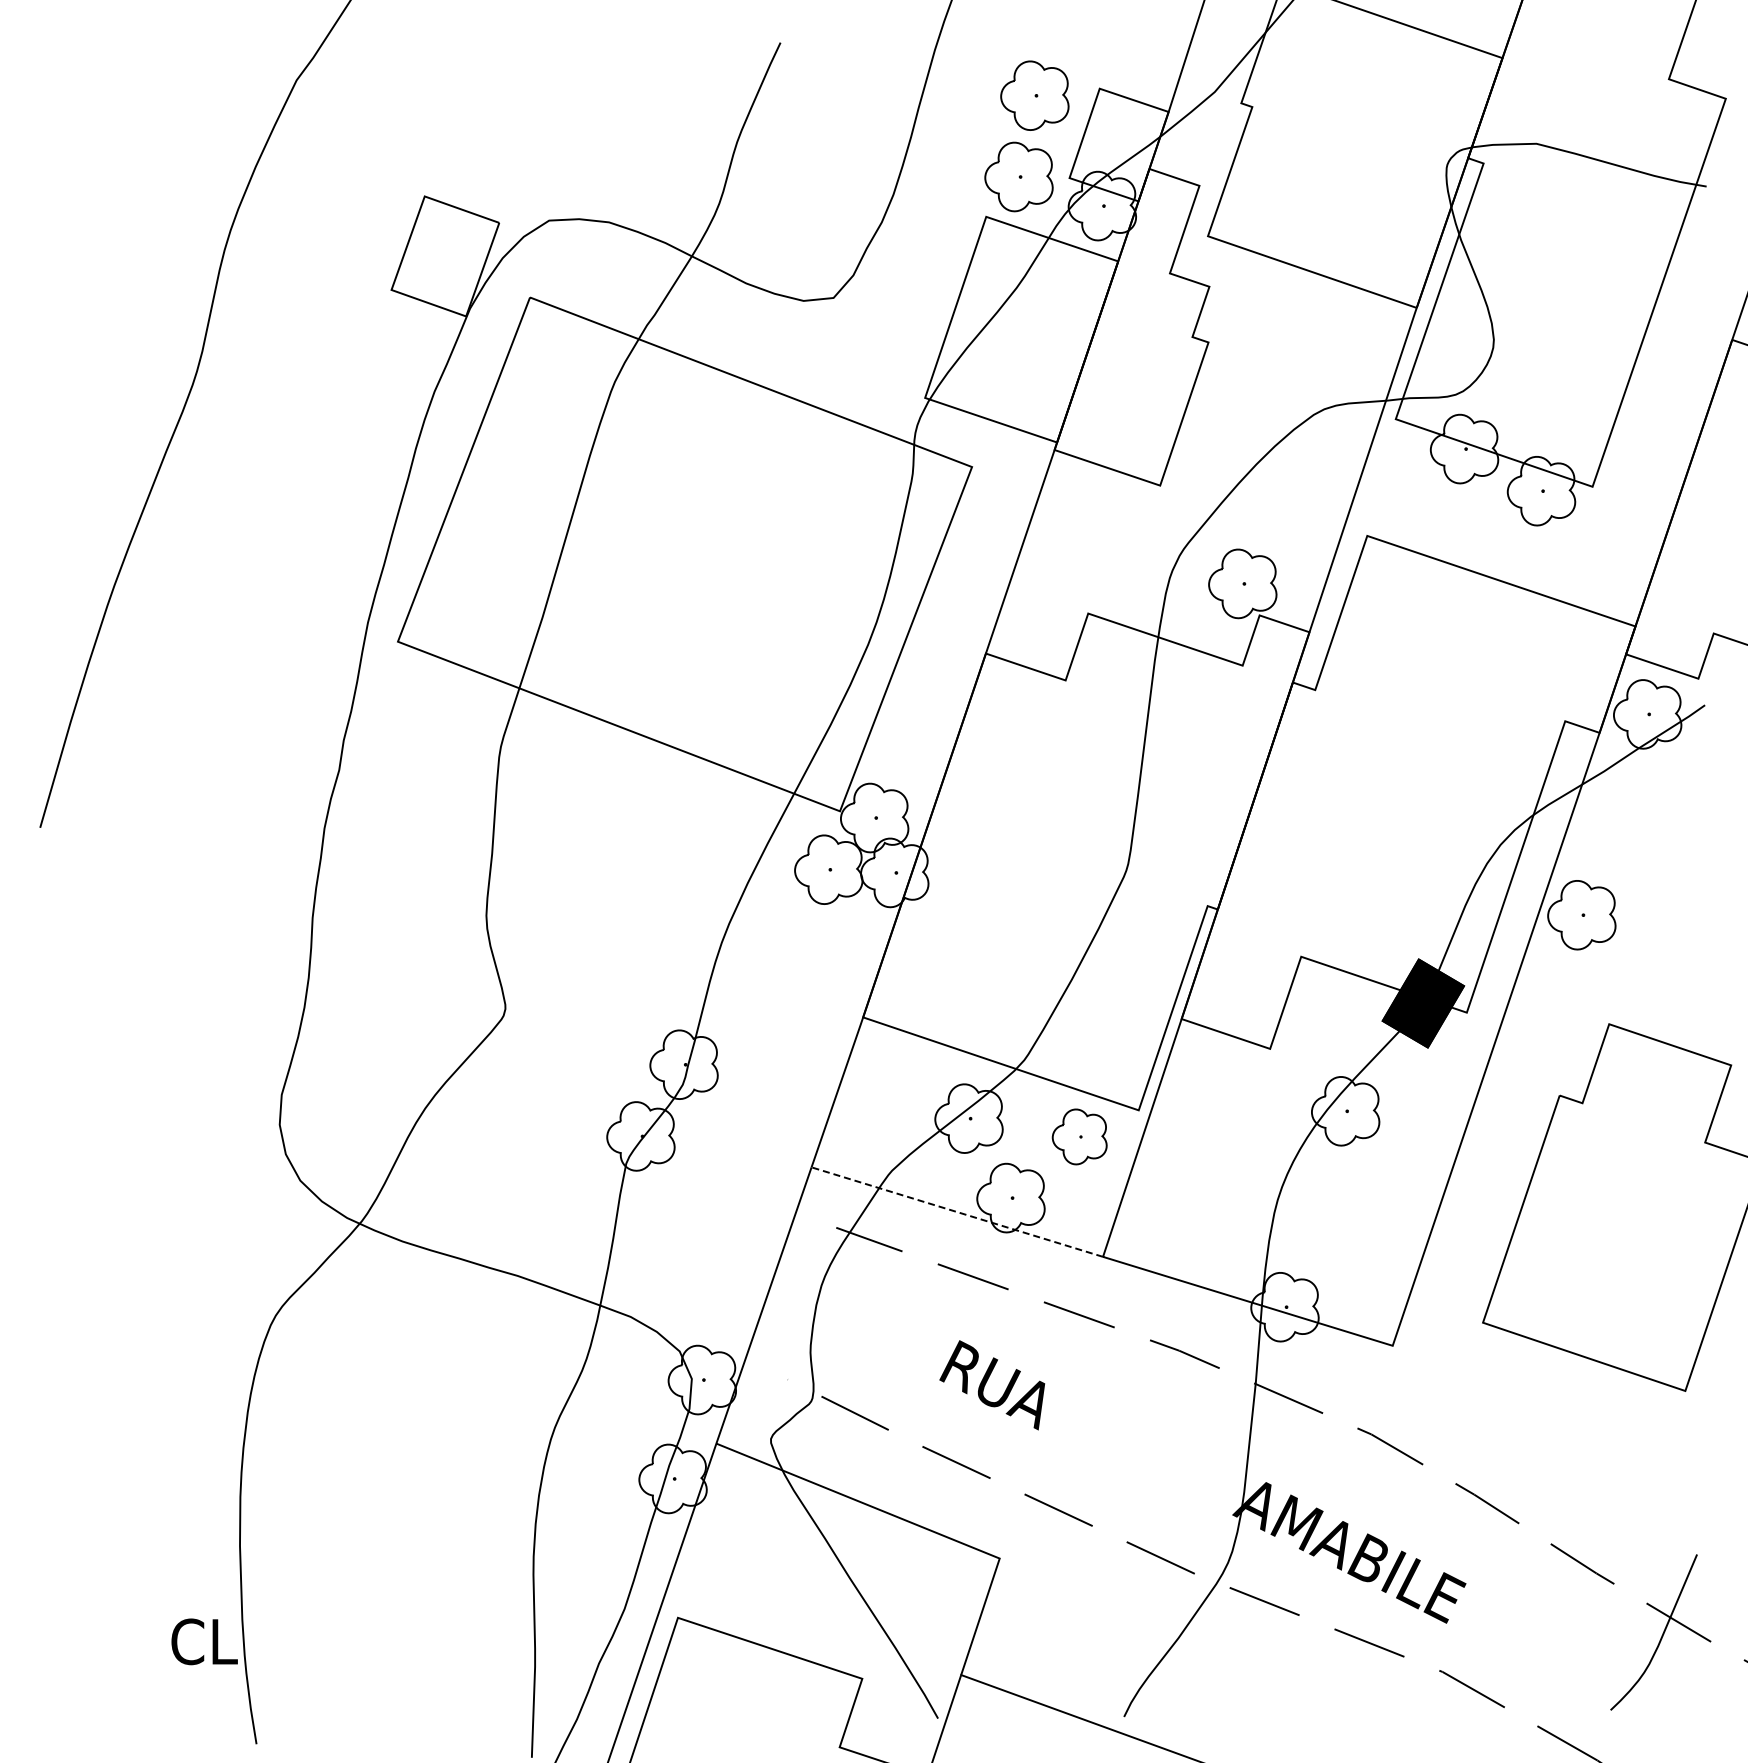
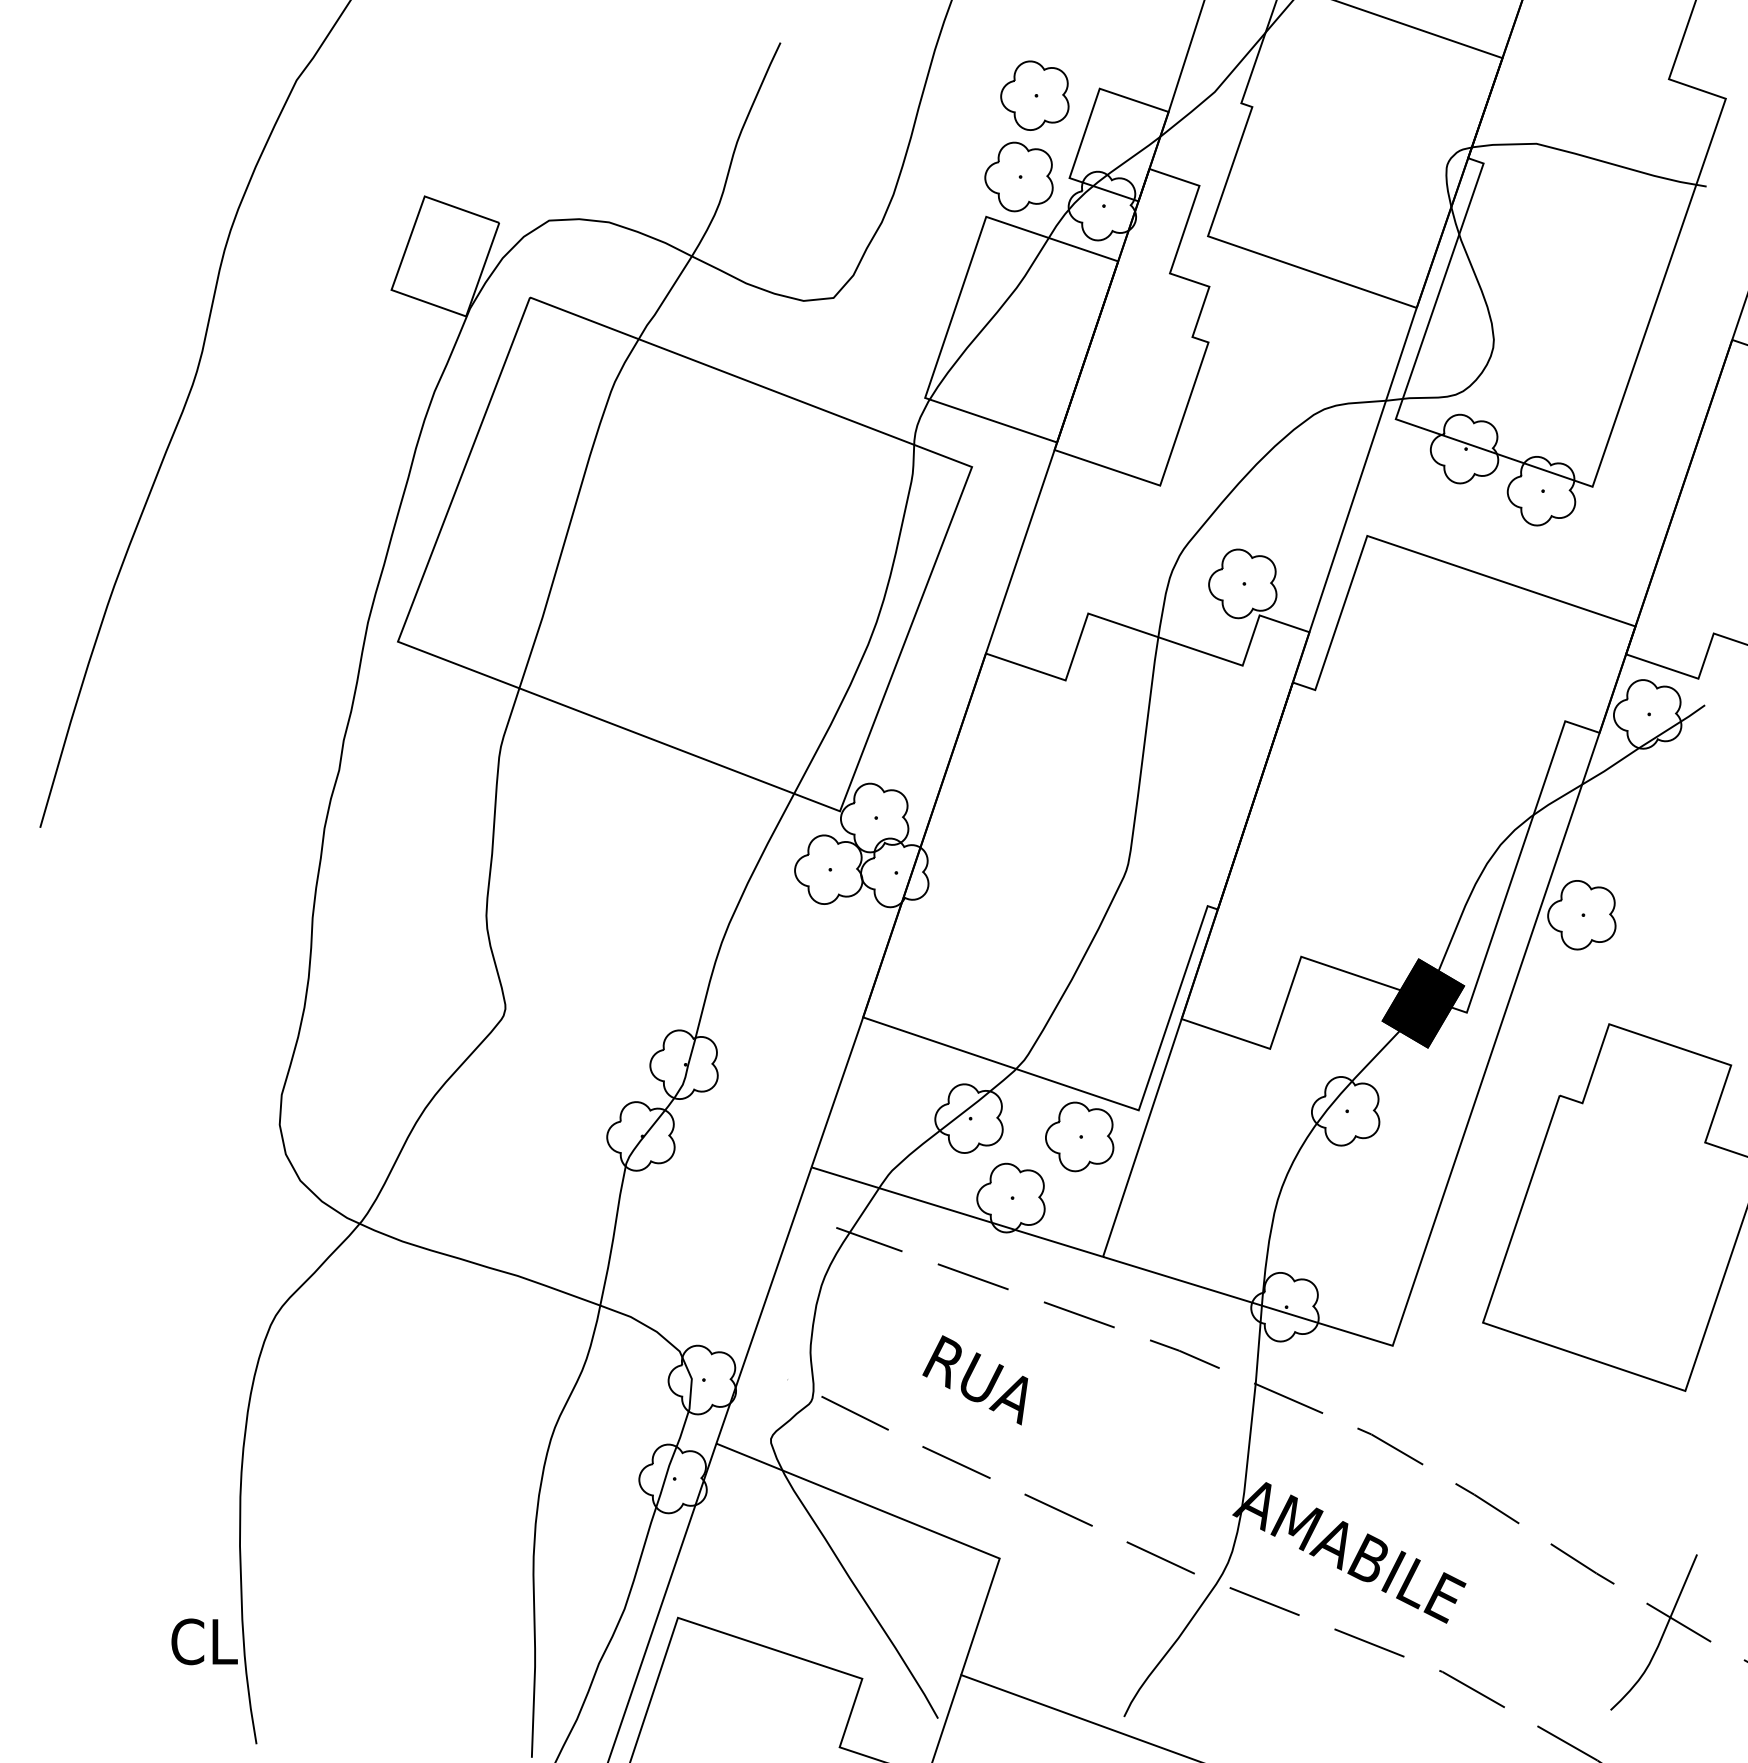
part size: 57x58 px -> 70x72 px (1079, 1136)
line: dashed -> solid (956, 1211)
text position: (992, 1385) -> (975, 1380) (975, 1380)
